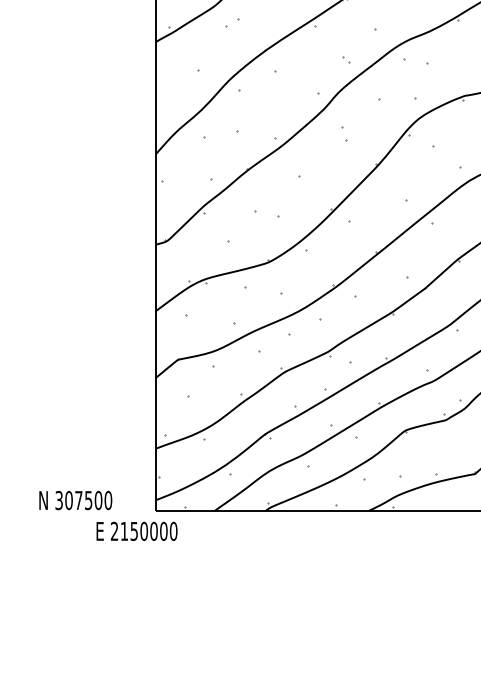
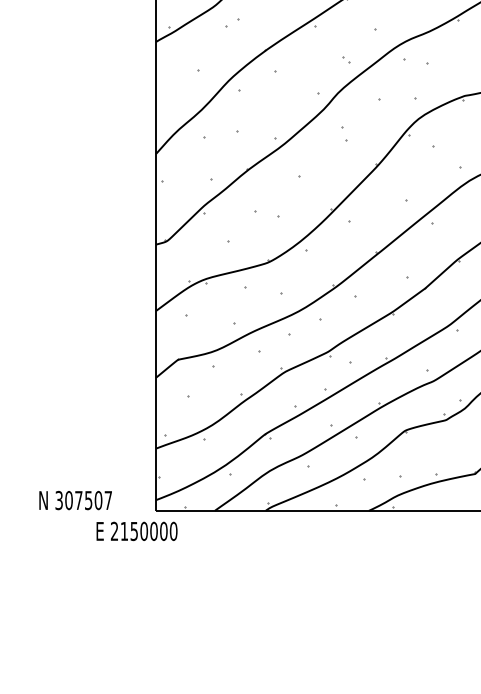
text: 307500 -> 307507 (108, 500)
